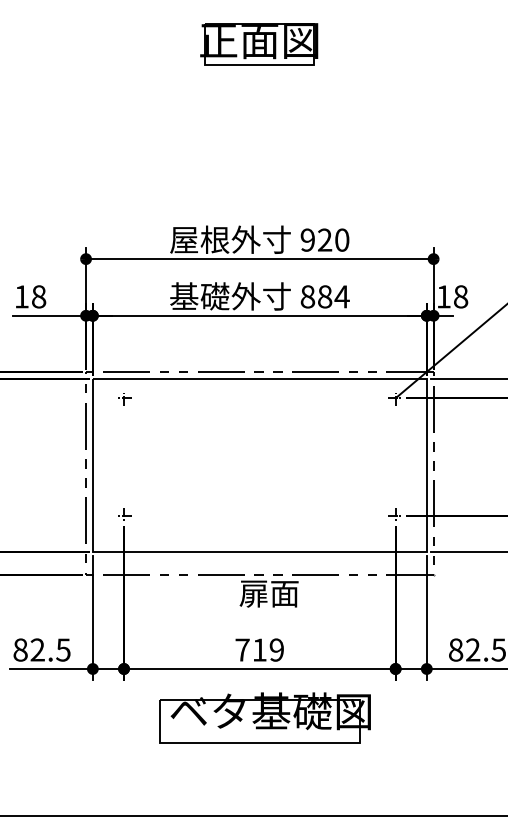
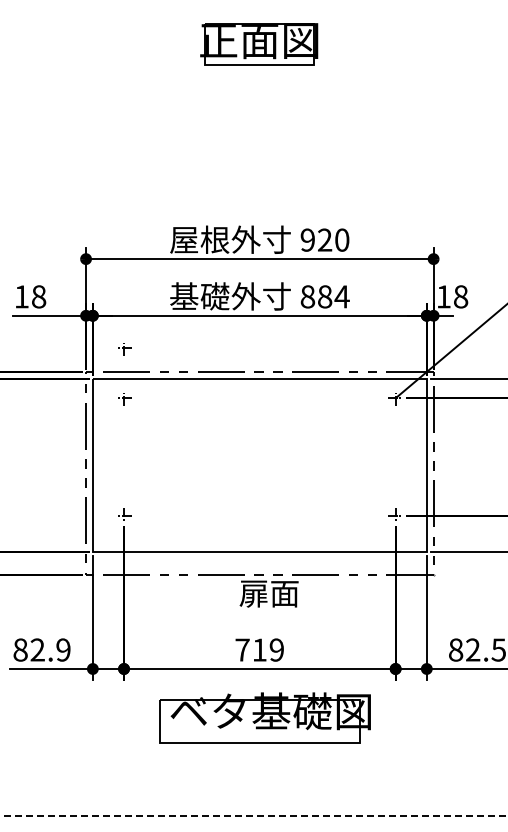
part: none -> present (124, 349)
text: 82.5 -> 82.9 (63, 649)
line: solid -> dashed (254, 815)
